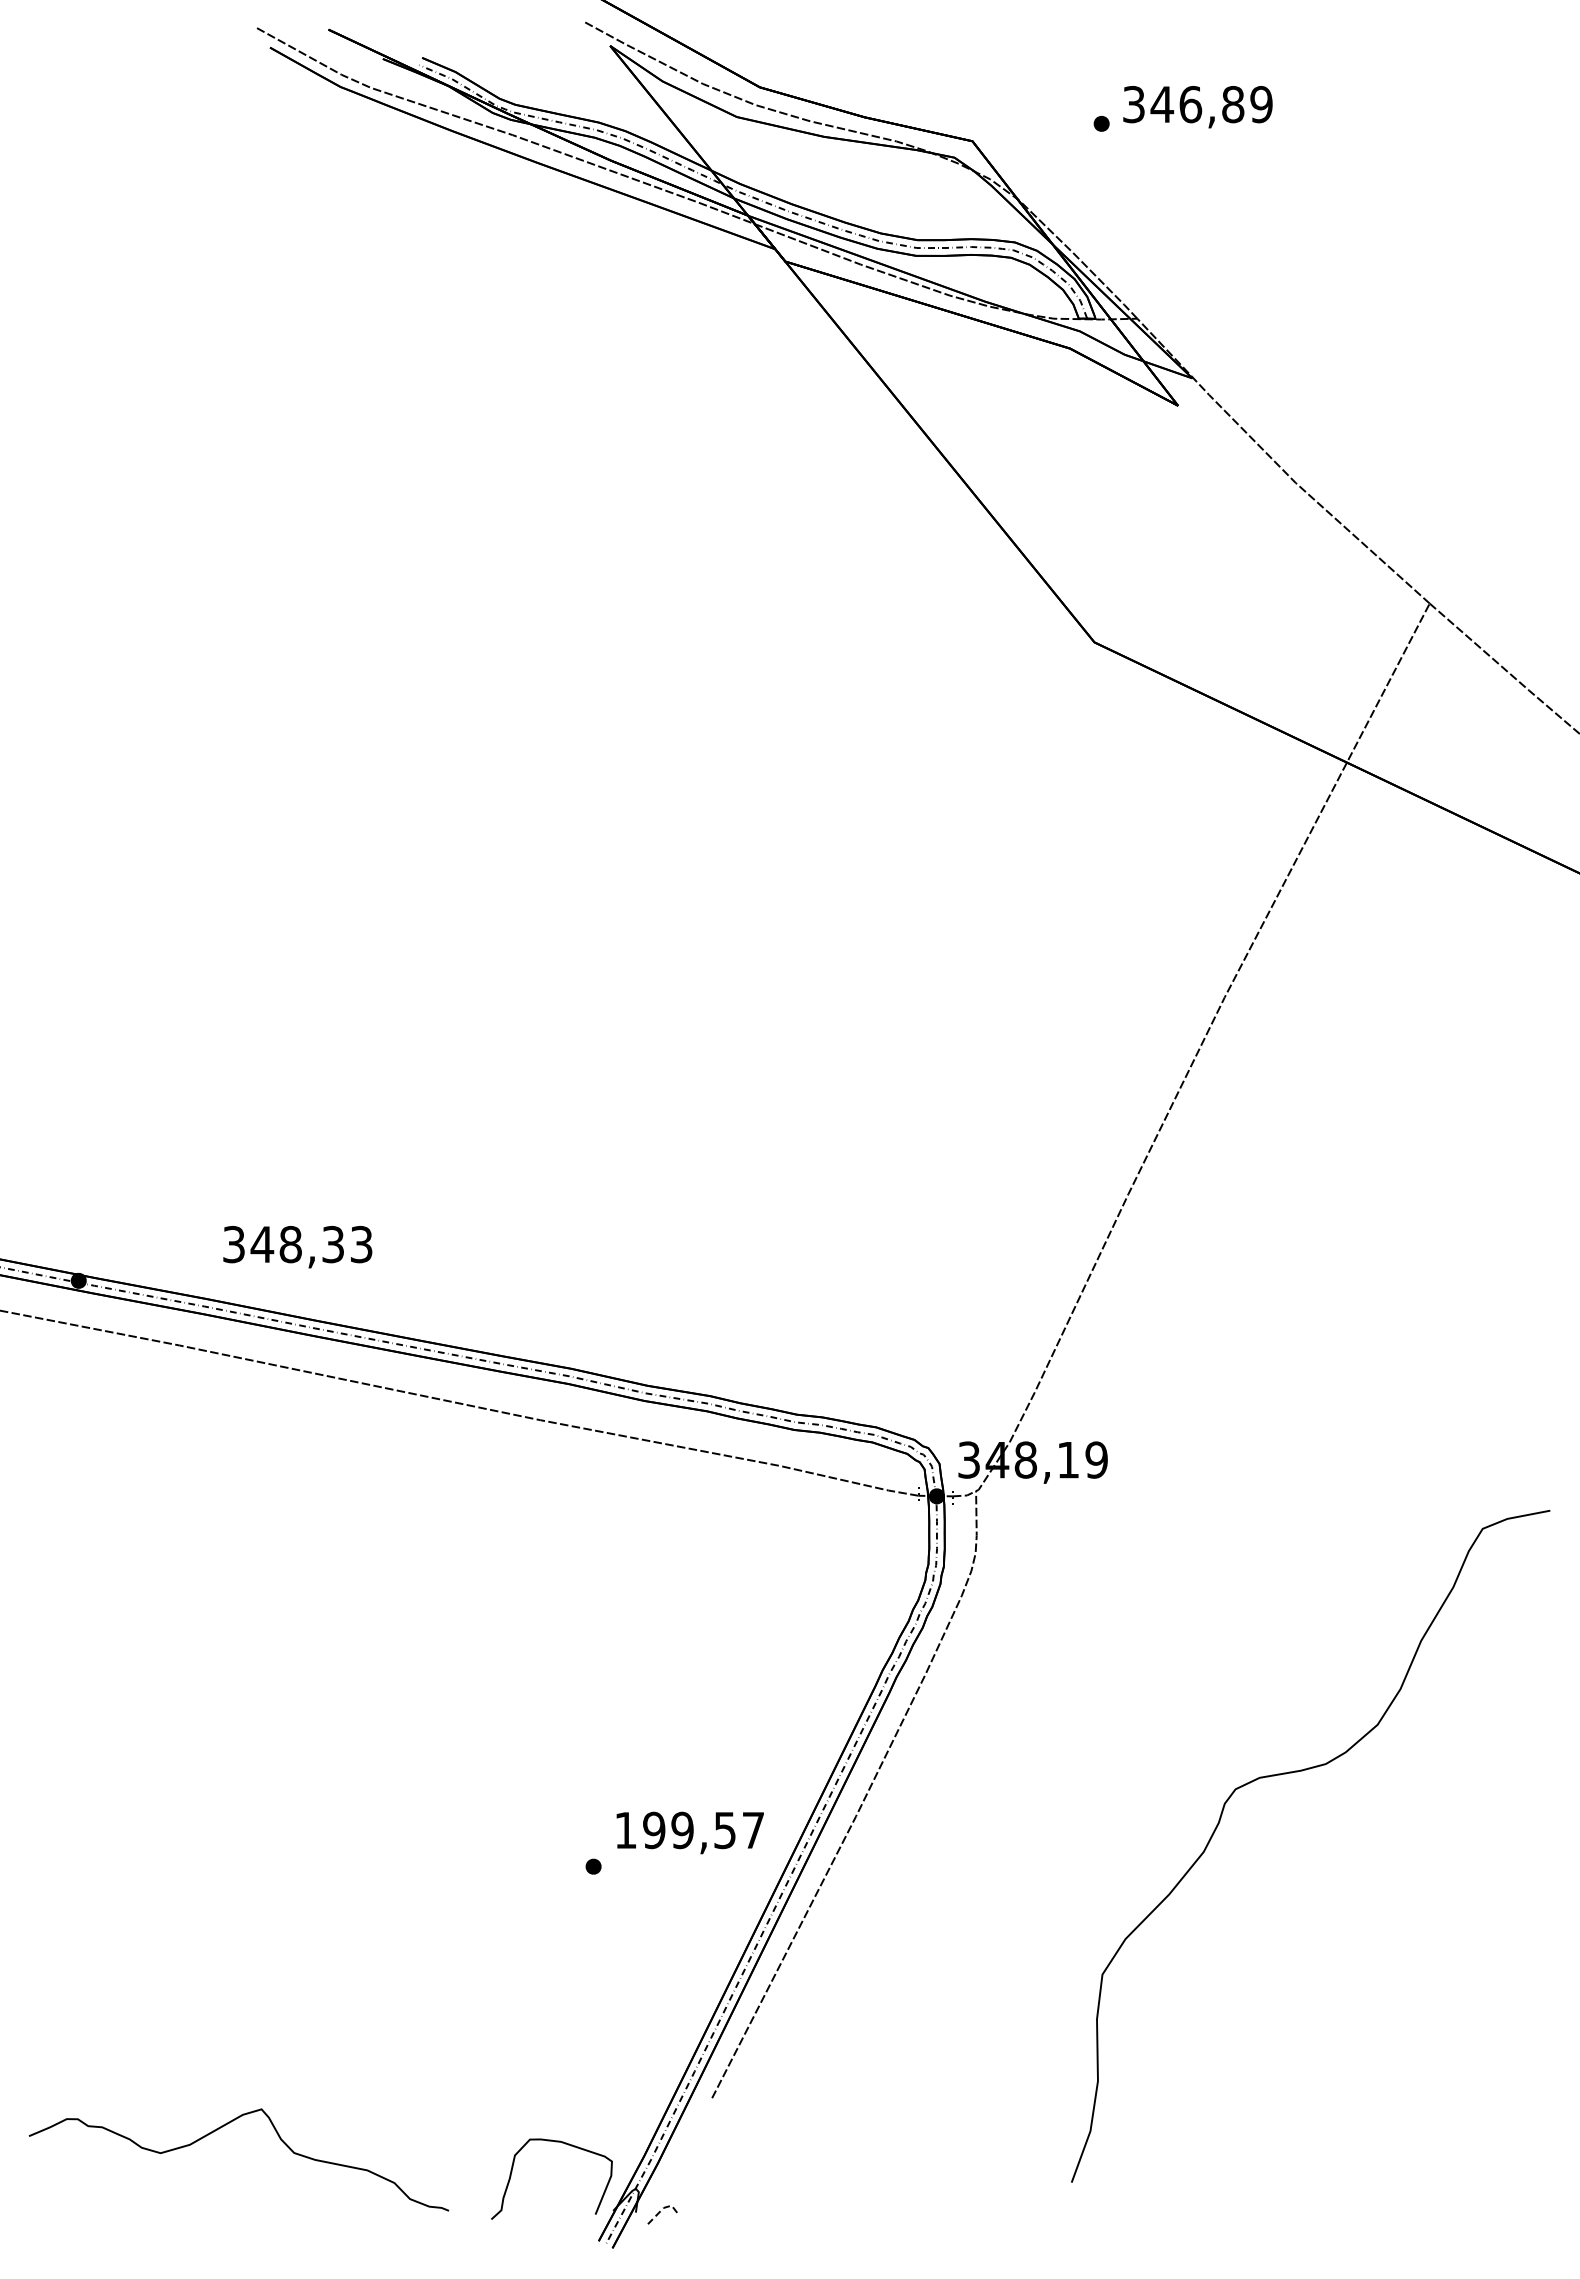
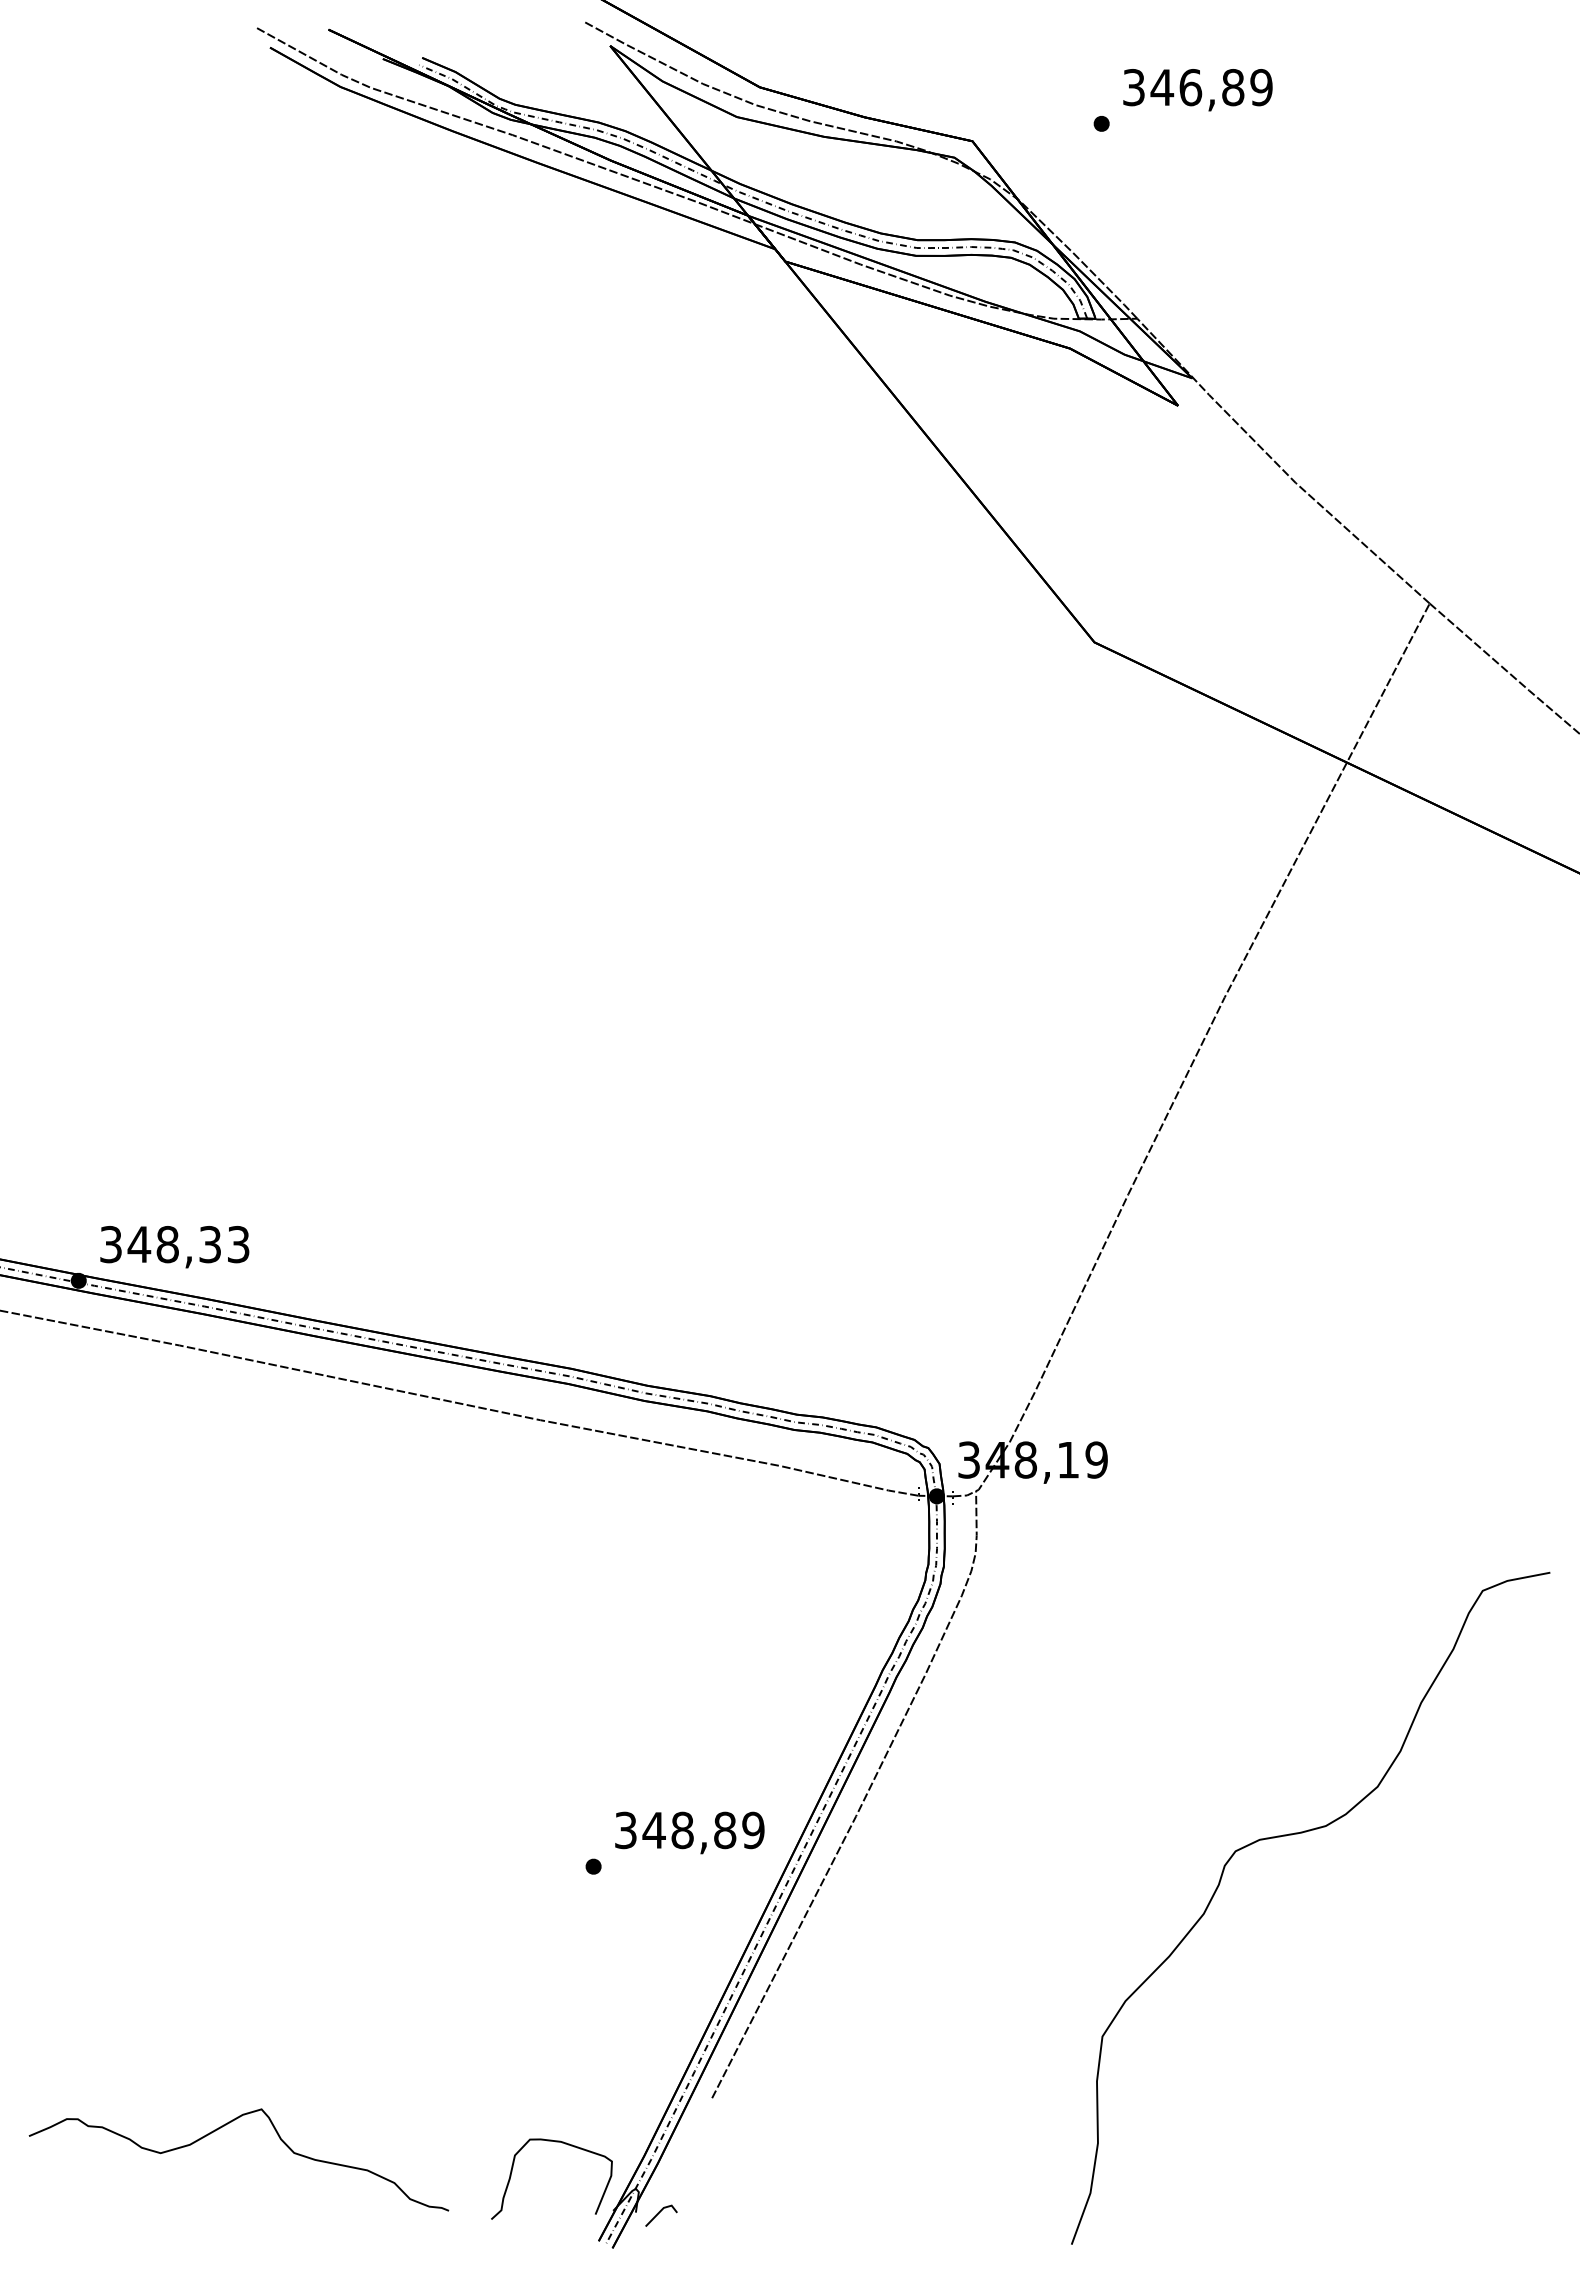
text position: (1197, 107) -> (1197, 90) (1197, 90)
text position: (297, 1247) -> (174, 1247) (174, 1247)
curve position: (1297, 1772) -> (1297, 1834) (1297, 1834)
text: 199,57 -> 348,89 (689, 1830)
line: dashed -> solid (661, 2210)
